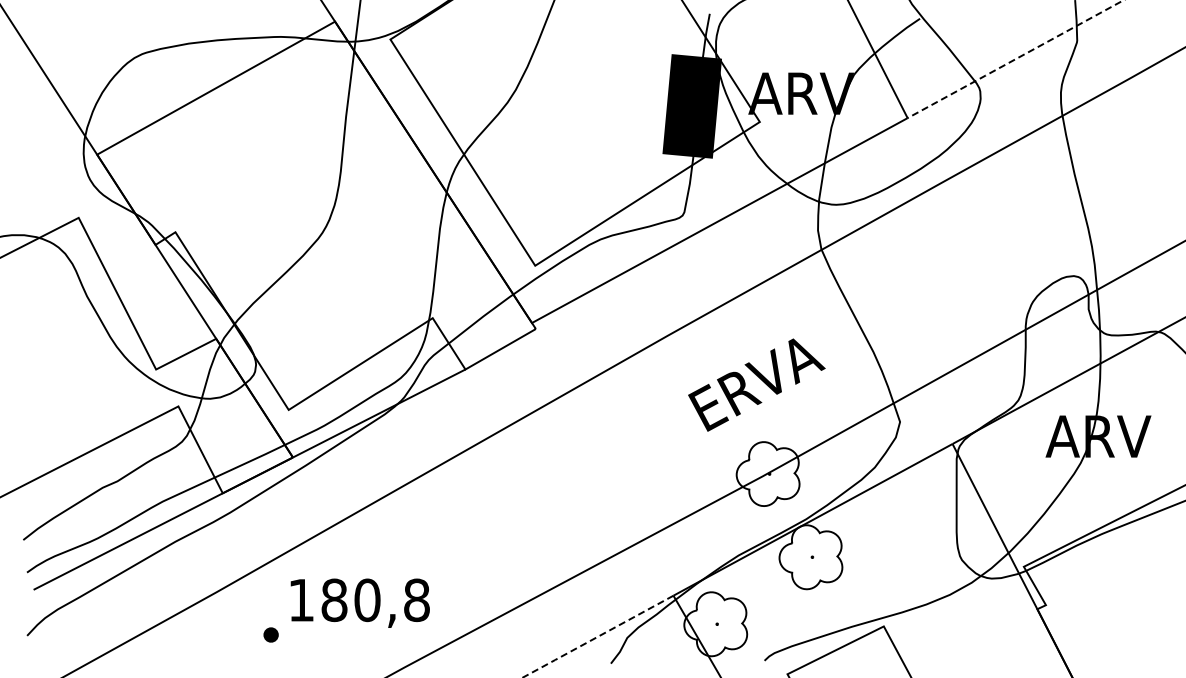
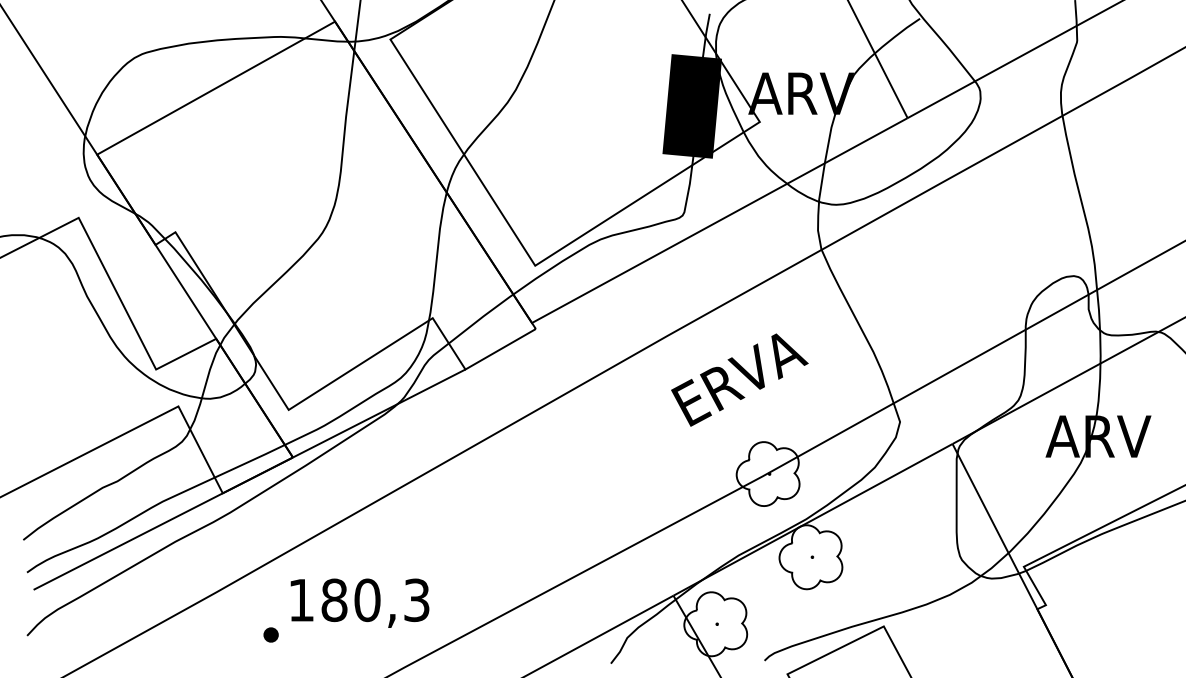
line: dashed -> solid (1015, 59)
text position: (756, 384) -> (739, 379) (739, 379)
text: 180,8 -> 180,3 (416, 600)
line: dashed -> solid (597, 637)
